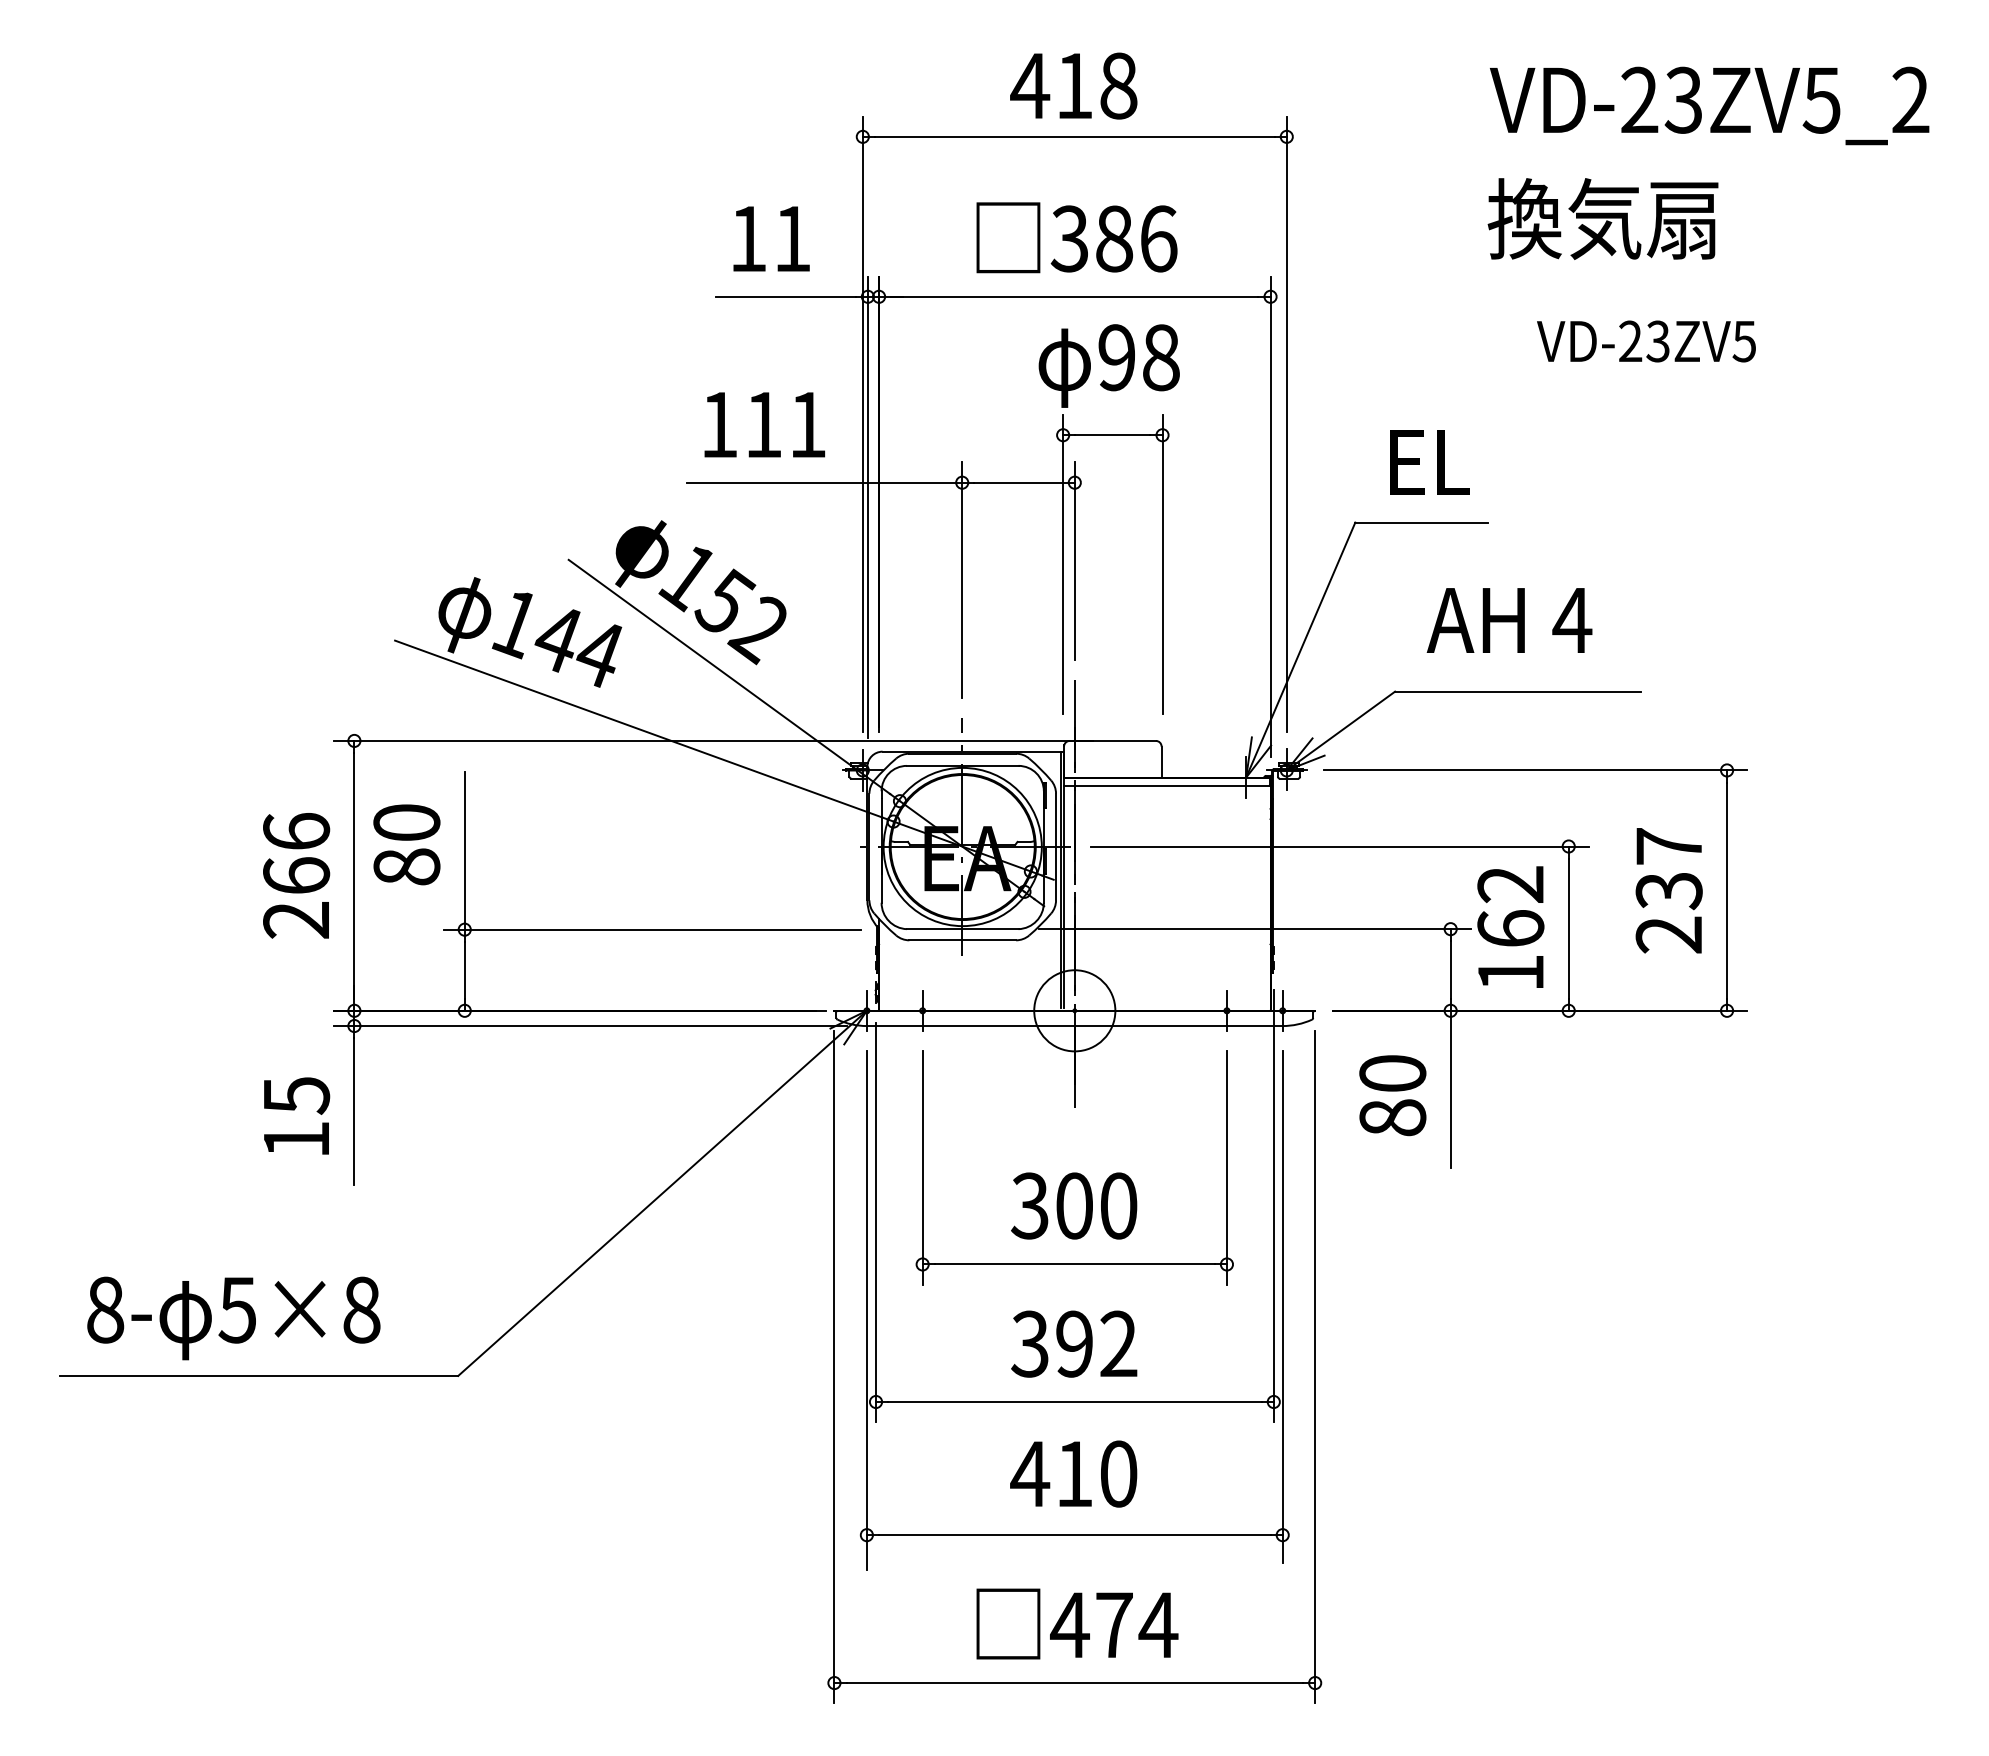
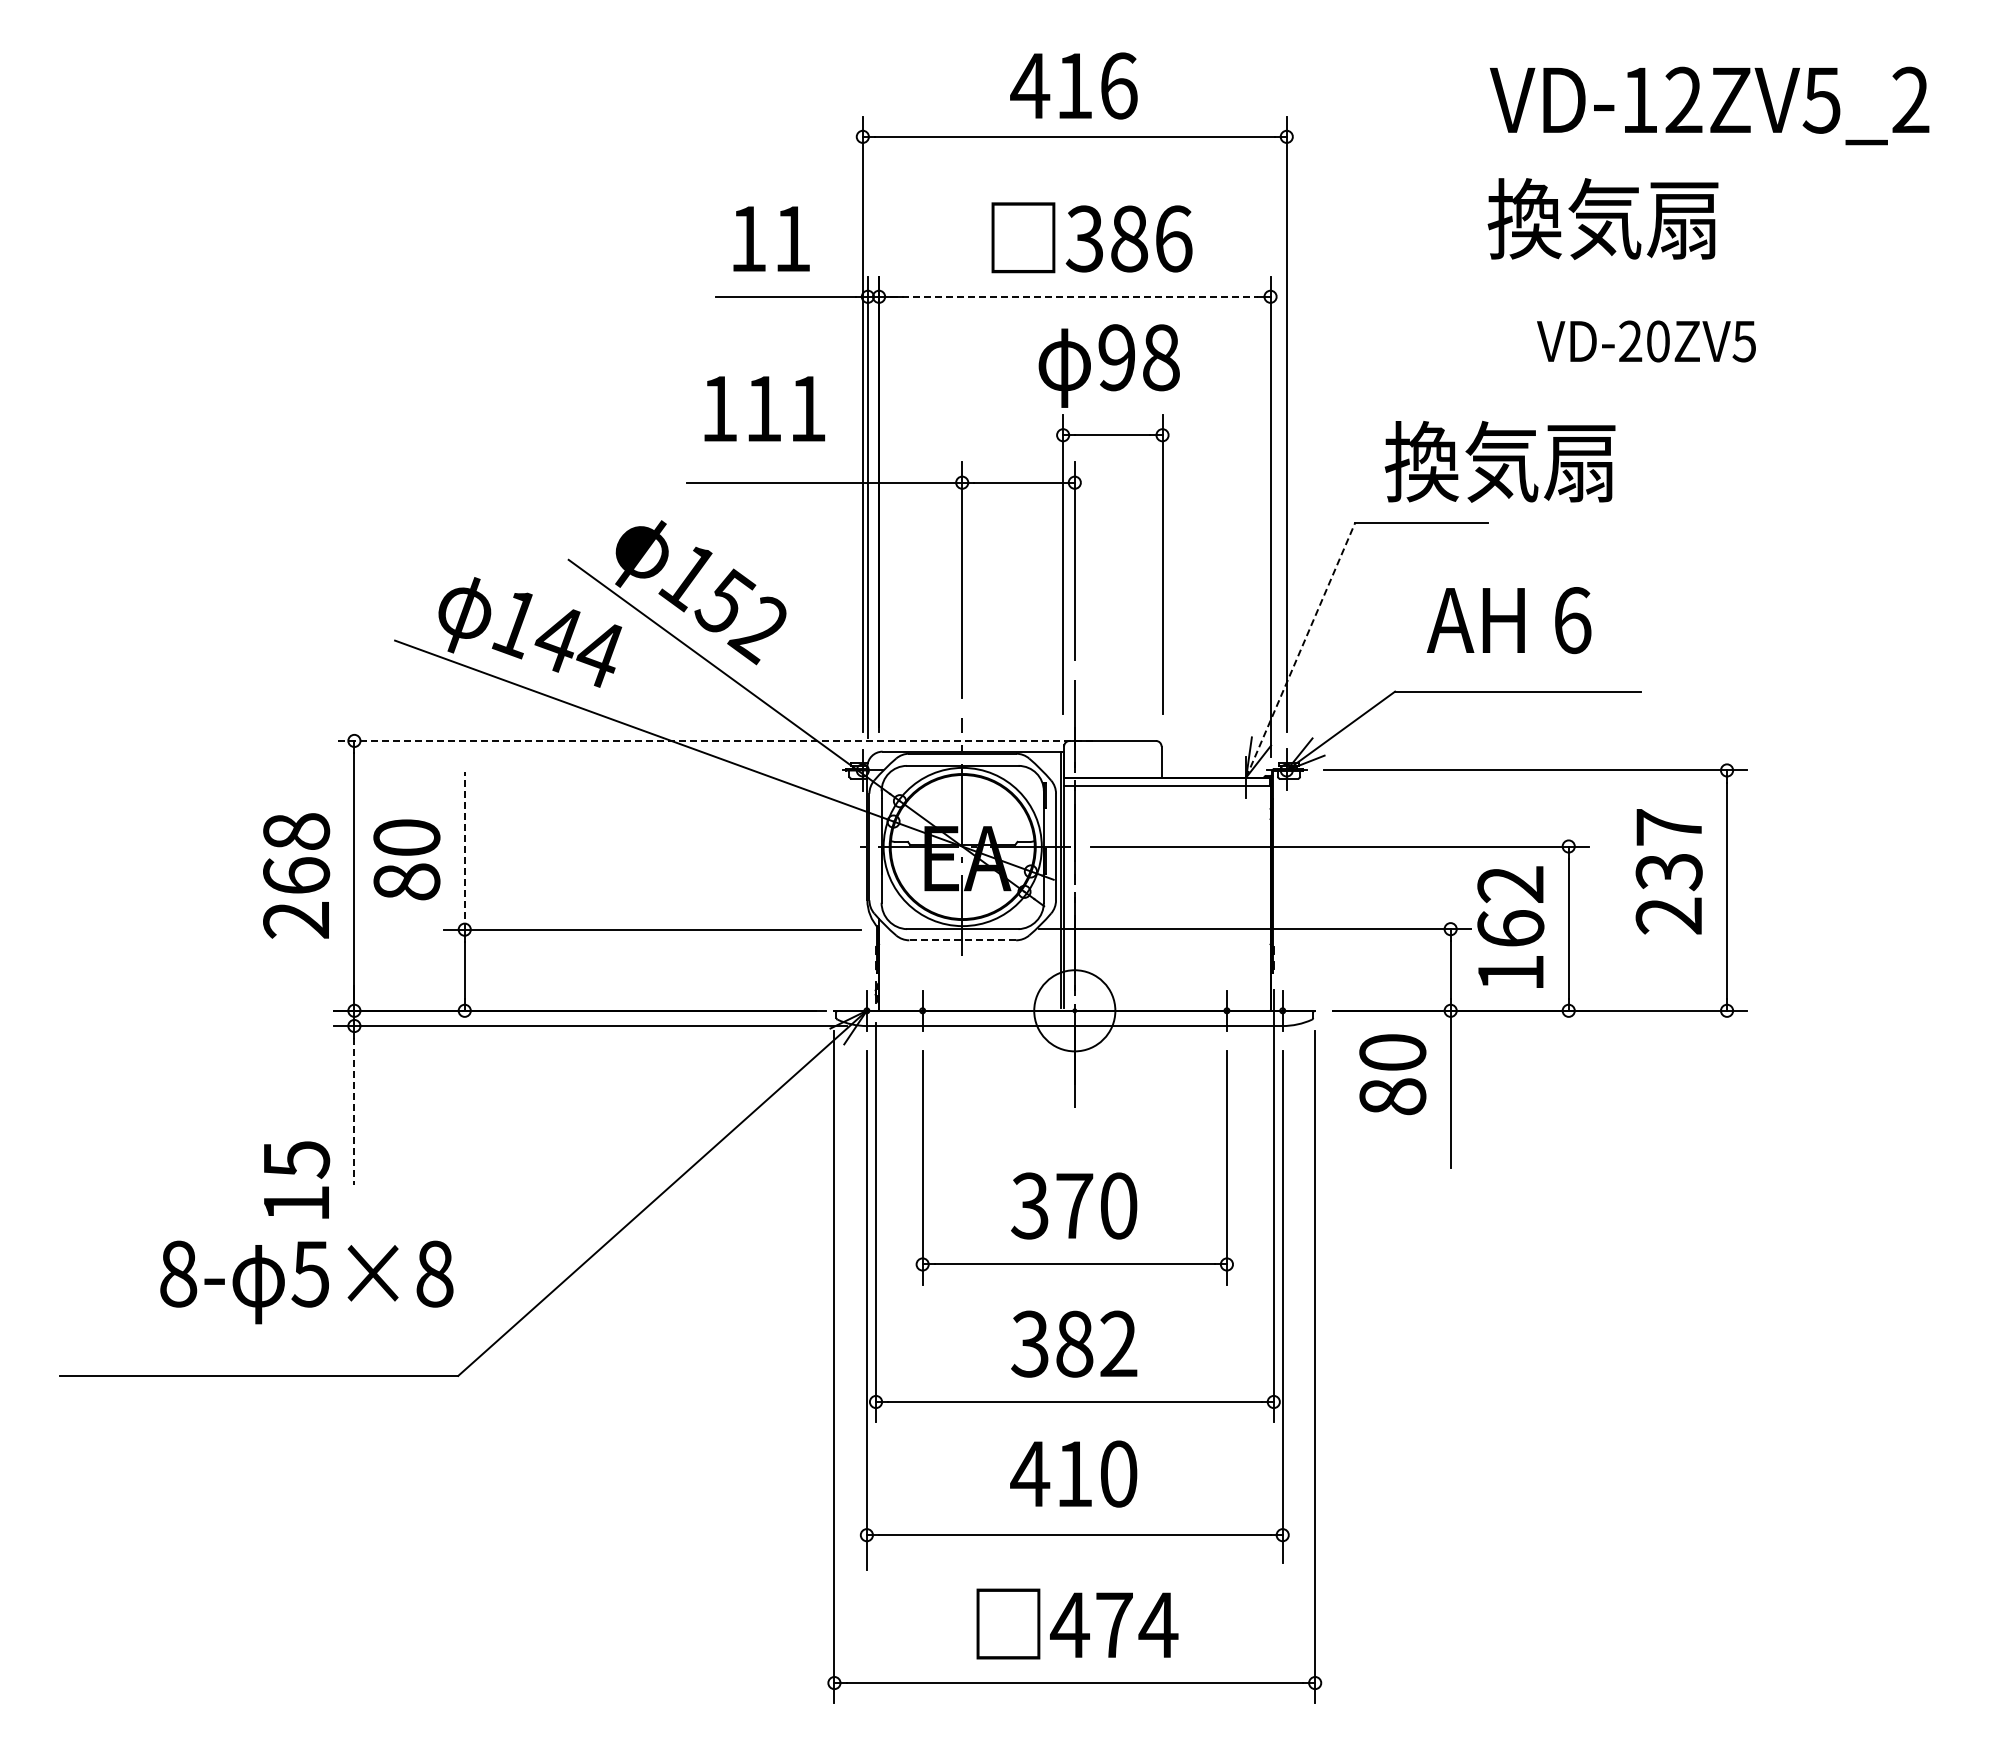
text: 418 -> 416 (1118, 85)
text: VD-23ZV5_2 -> VD-12ZV5_2 (1661, 99)
text position: (1076, 237) -> (1091, 237) (1091, 237)
line: solid -> dashed (1074, 296)
text: VD-23ZV5 -> VD-20ZV5 (1657, 341)
text position: (764, 424) -> (764, 408) (764, 408)
text: EL -> 換気扇 (1499, 461)
text: 4 -> 6 (1572, 620)
line: solid -> dashed (1300, 650)
line: solid -> dashed (712, 740)
text: 266 -> 268 (296, 831)
text position: (406, 844) -> (406, 859) (406, 859)
line: solid -> dashed (464, 850)
text position: (1668, 890) -> (1668, 871) (1668, 871)
line: solid -> dashed (962, 940)
text position: (1392, 1095) -> (1392, 1074) (1392, 1074)
line: solid -> dashed (354, 1111)
text position: (297, 1115) -> (297, 1179) (297, 1179)
text: 300 -> 370 (1074, 1205)
text position: (233, 1318) -> (306, 1282) (306, 1282)
text: 392 -> 382 (1074, 1343)
